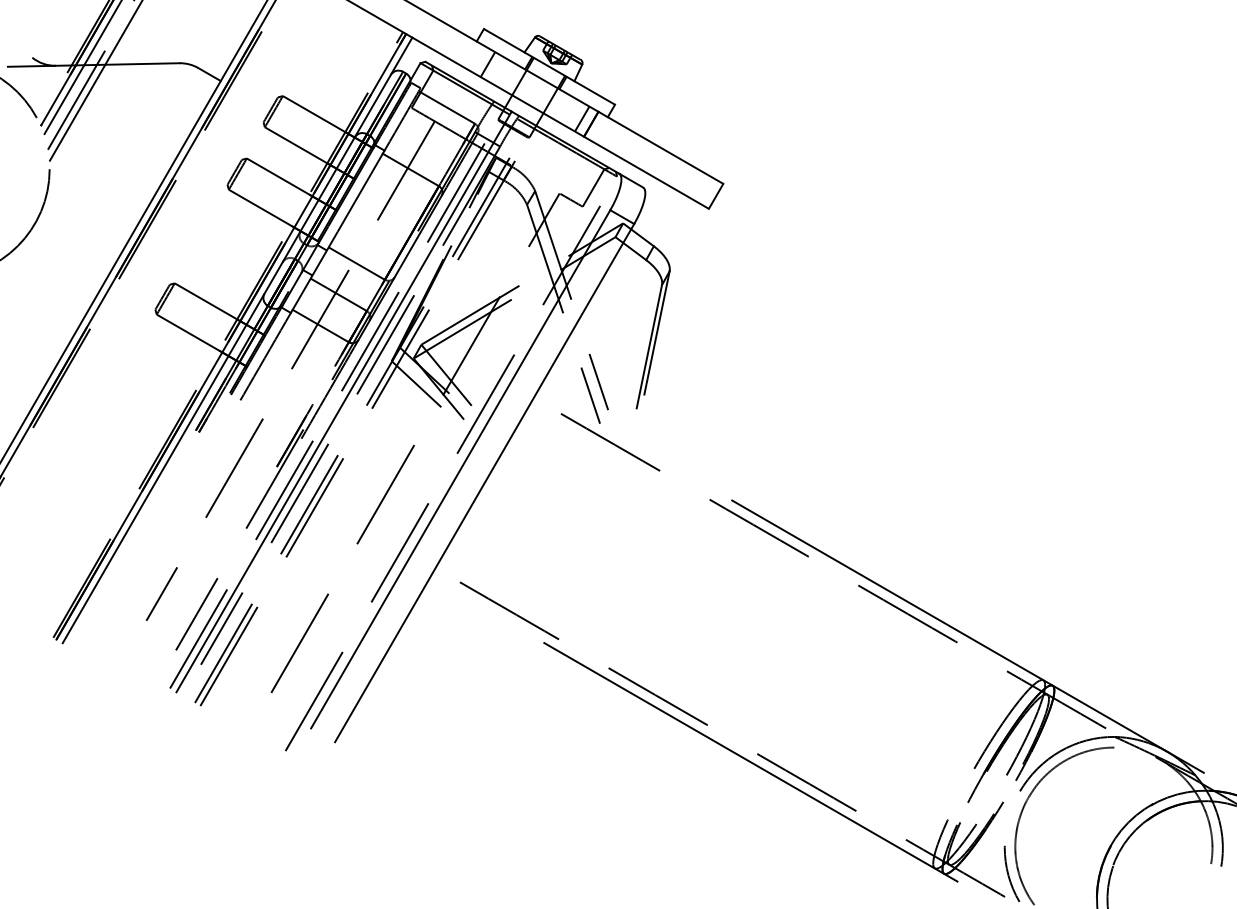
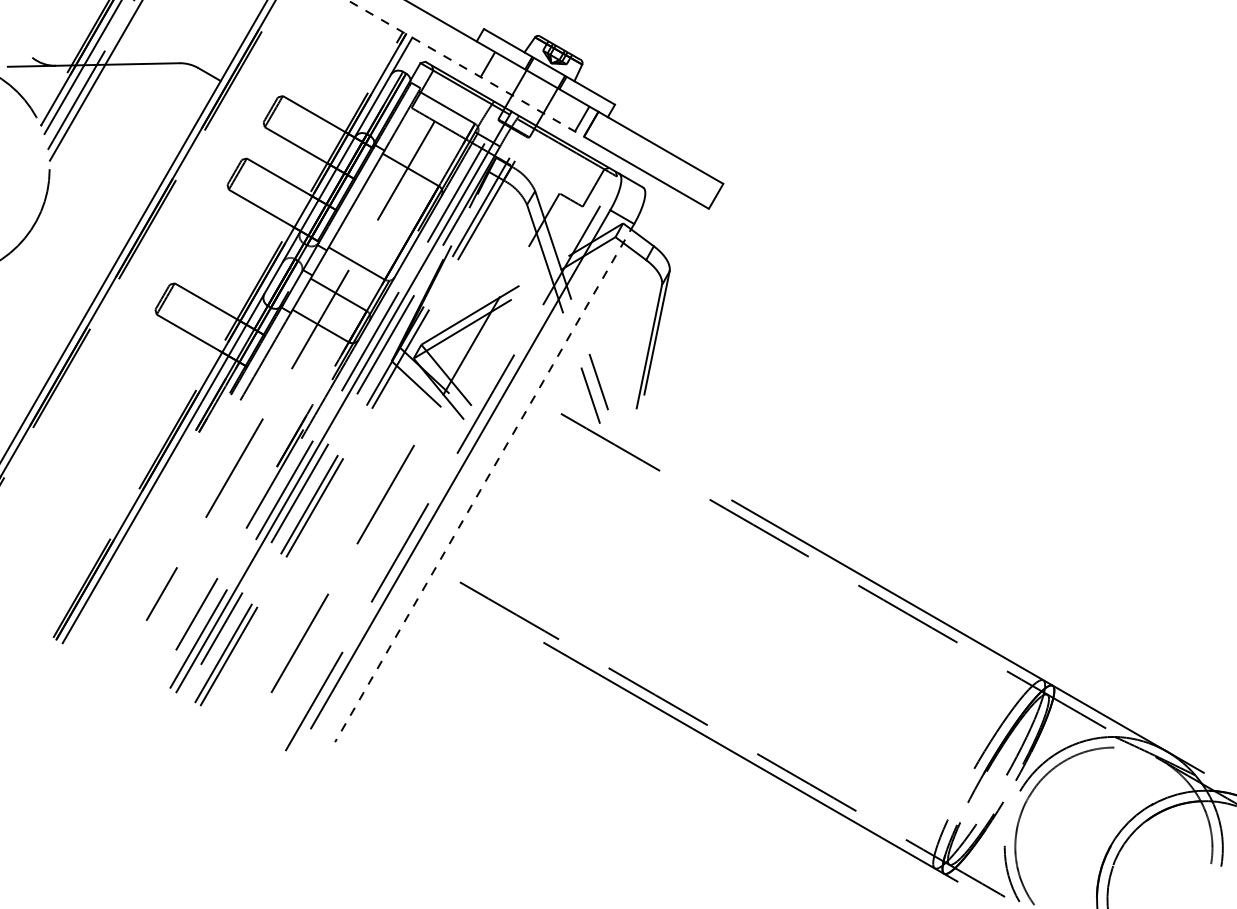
line: solid -> dashed (465, 68)
line: solid -> dashed (484, 483)
